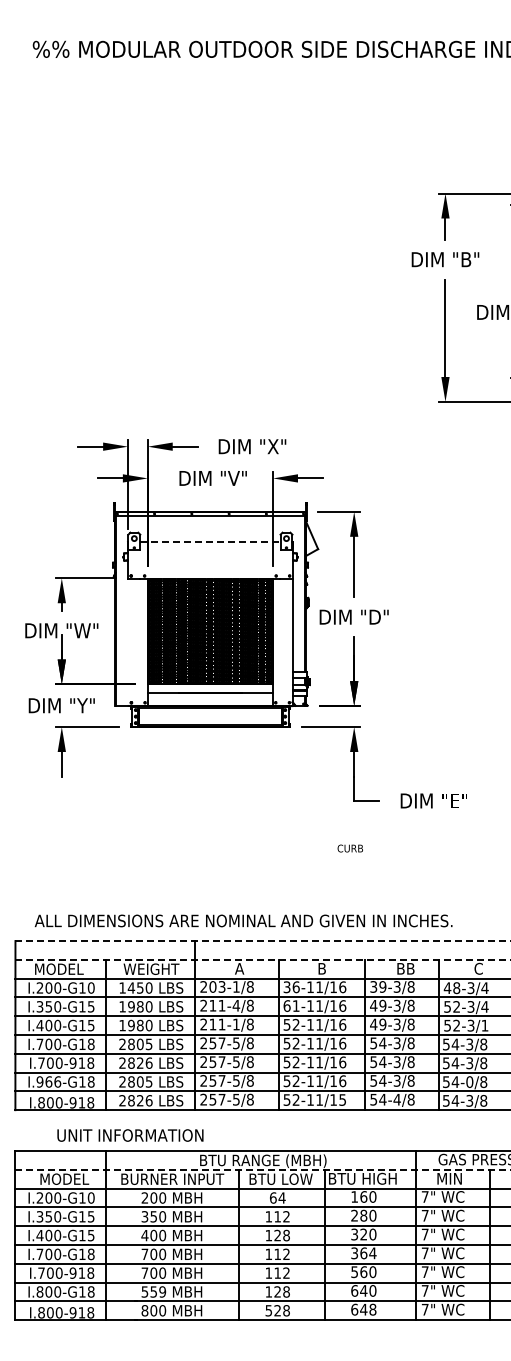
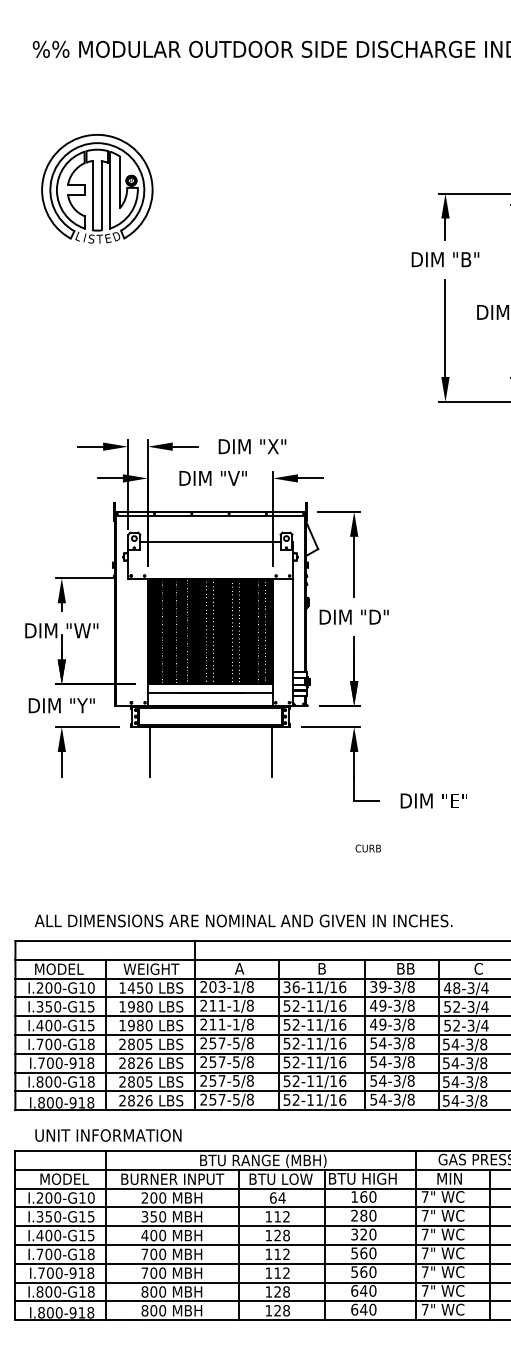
part: none -> present (97, 188)
line: dashed -> solid (210, 541)
line: none -> present (149, 752)
line: none -> present (271, 752)
text position: (349, 848) -> (367, 848) (367, 848)
line: dashed -> solid (263, 941)
line: dashed -> solid (263, 959)
text: 211-4/8 -> 211-1/8 (236, 1005)
text: 61-11/16 -> 52-11/16 (291, 1005)
text: 52-3/1 -> 52-3/4 (484, 1025)
text: I.966-G18 -> I.800-G18 (48, 1081)
text: 54-0/8 -> 54-3/8 (469, 1081)
text: 52-11/15 -> 52-11/16 (342, 1099)
text: 54-4/8 -> 54-3/8 (396, 1099)
text position: (130, 1135) -> (108, 1135) (108, 1135)
line: dashed -> solid (263, 1169)
text: 364 -> 560 (363, 1253)
text: 559 -> 800 (153, 1291)
text: 648 -> 640 (372, 1309)
text: 528 -> 128 (268, 1310)
